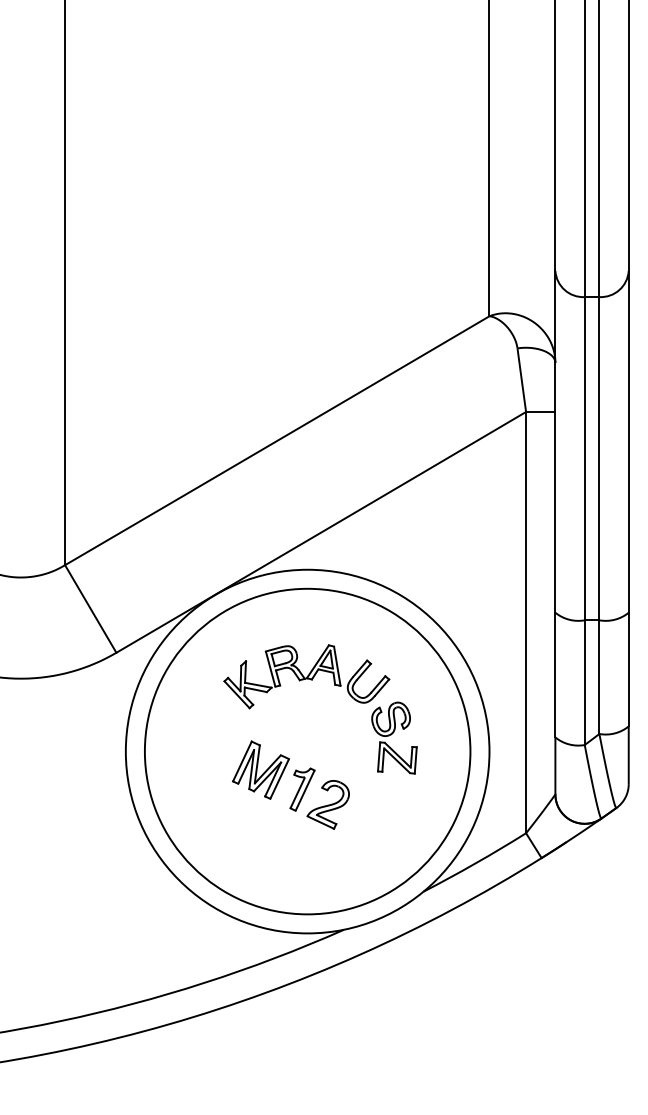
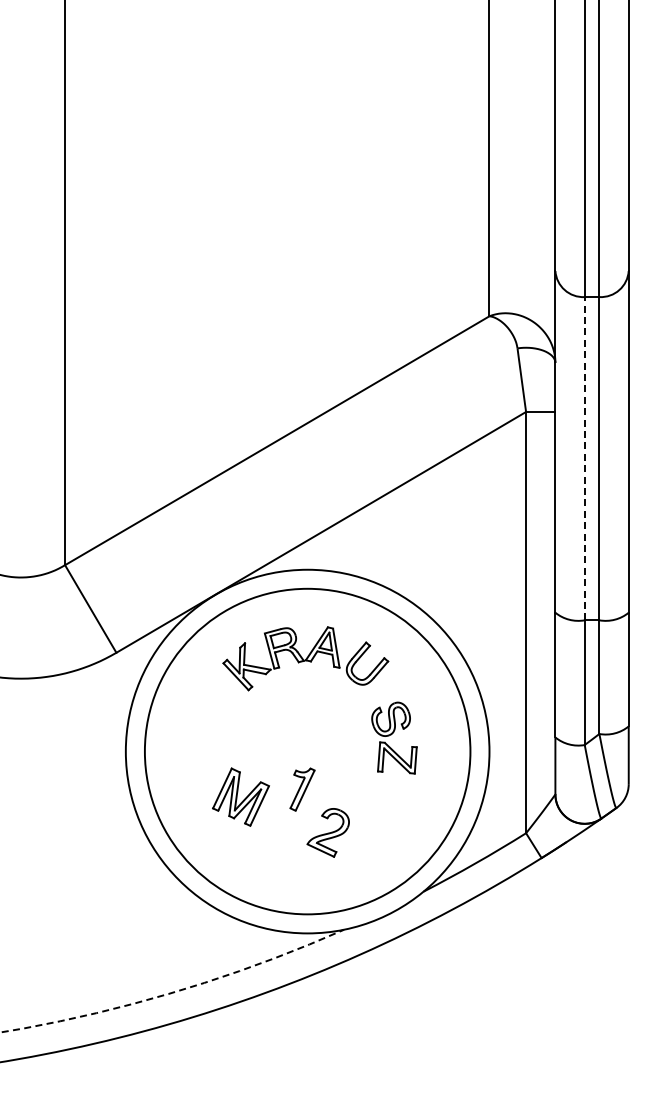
line: solid -> dashed (584, 458)
part position: (306, 676) -> (305, 658) (305, 658)
part position: (260, 769) -> (240, 796) (240, 796)
part position: (327, 804) -> (327, 832) (327, 832)
arc: solid -> dashed (175, 991)
